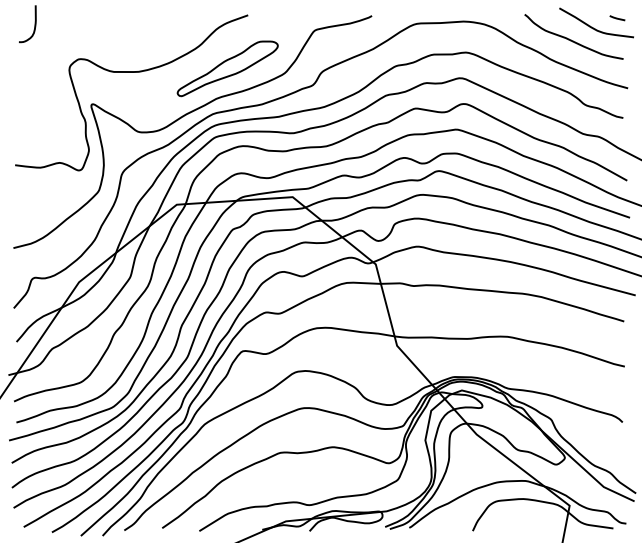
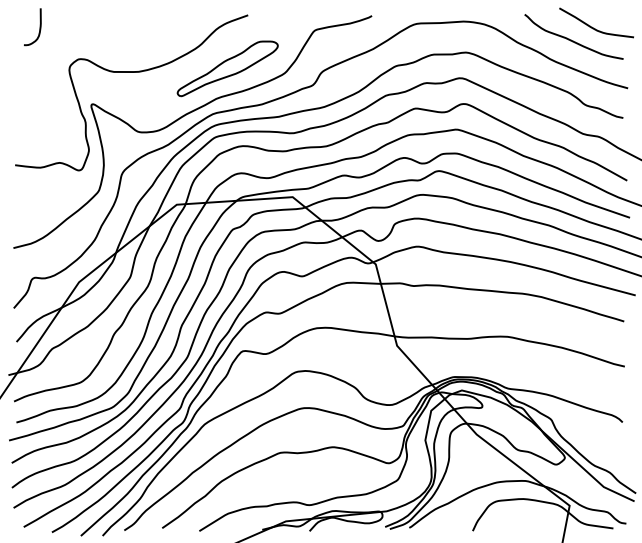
line: present -> none (617, 18)
curve position: (34, 24) -> (39, 27) (39, 27)
